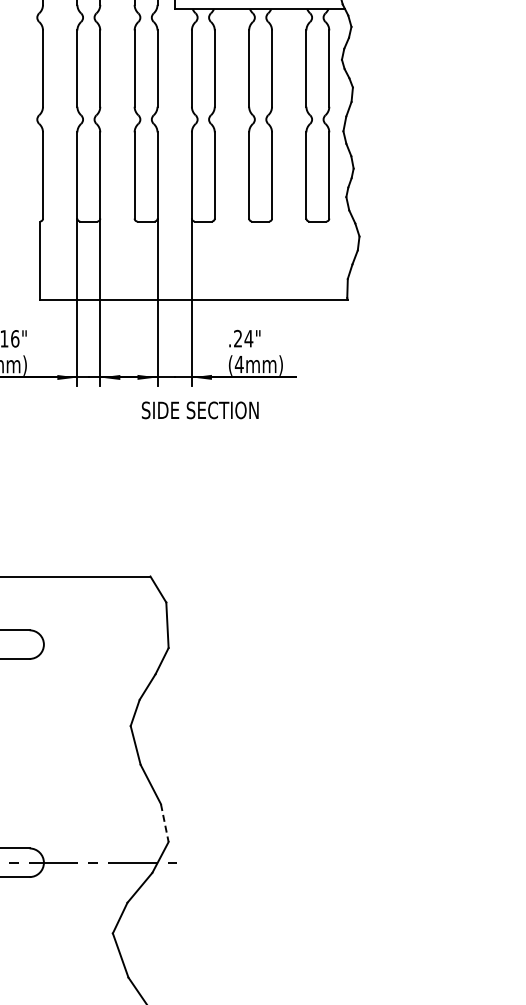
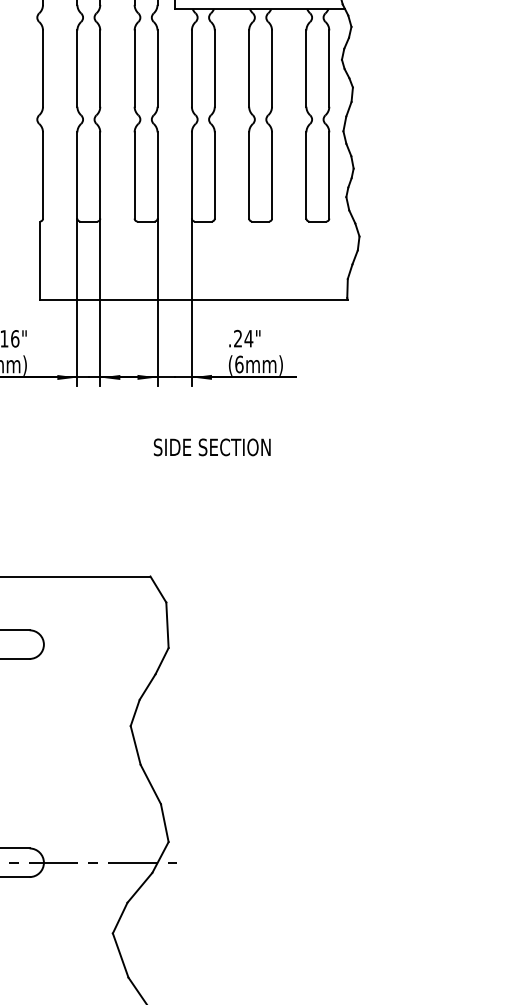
text: (4mm) -> (6mm) (238, 364)
text position: (199, 410) -> (211, 447) (211, 447)
line: dashed -> solid (164, 823)
